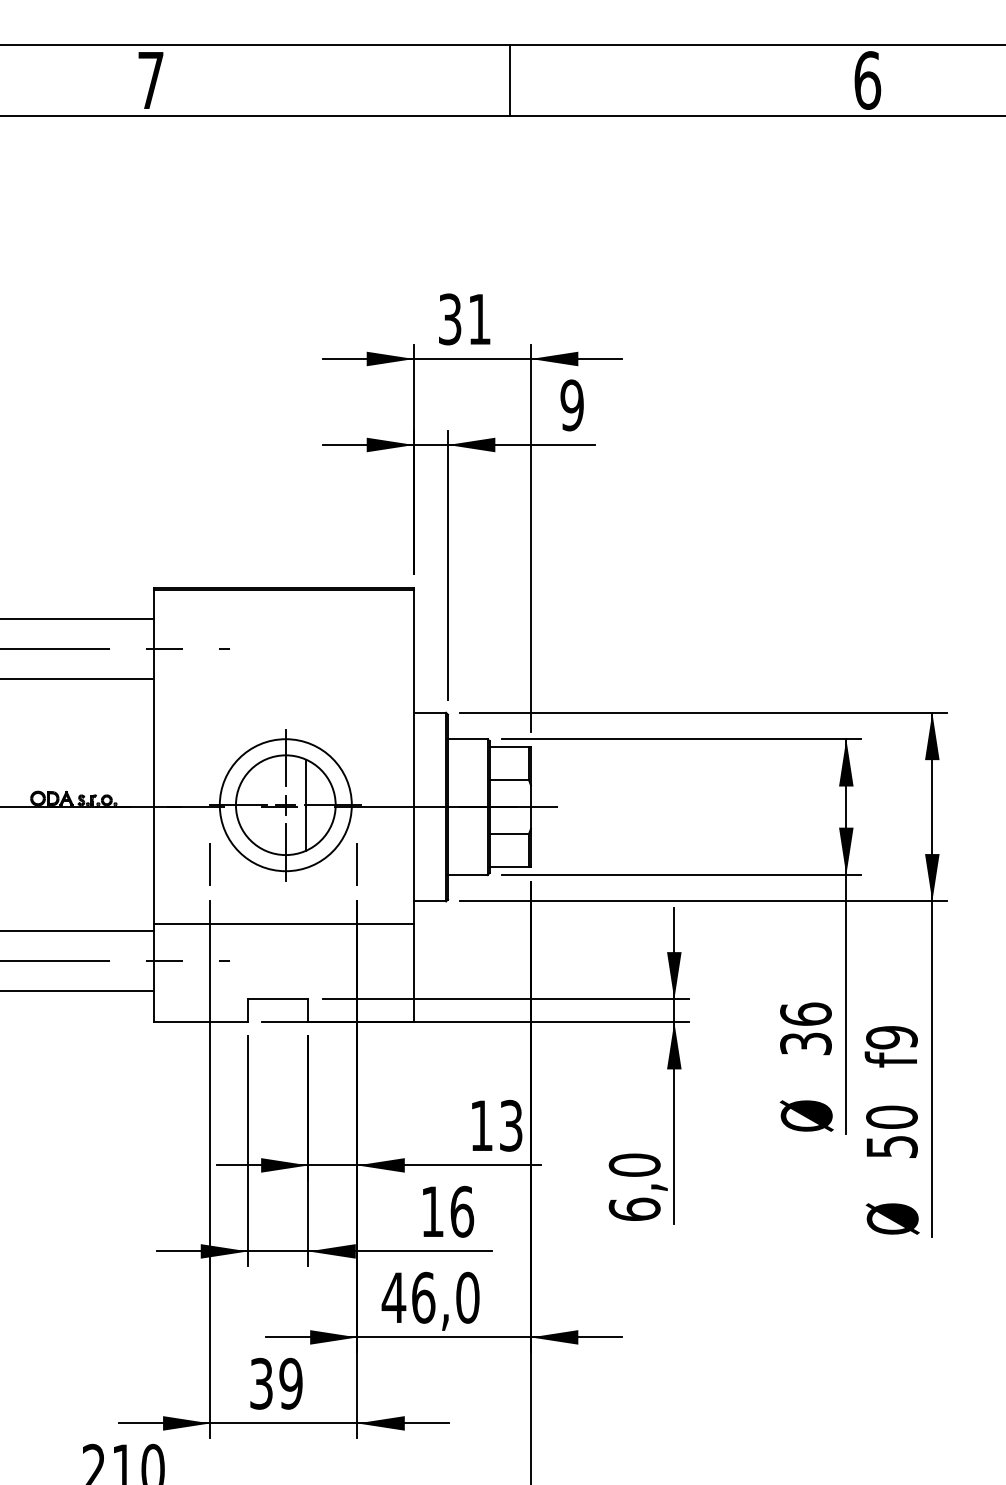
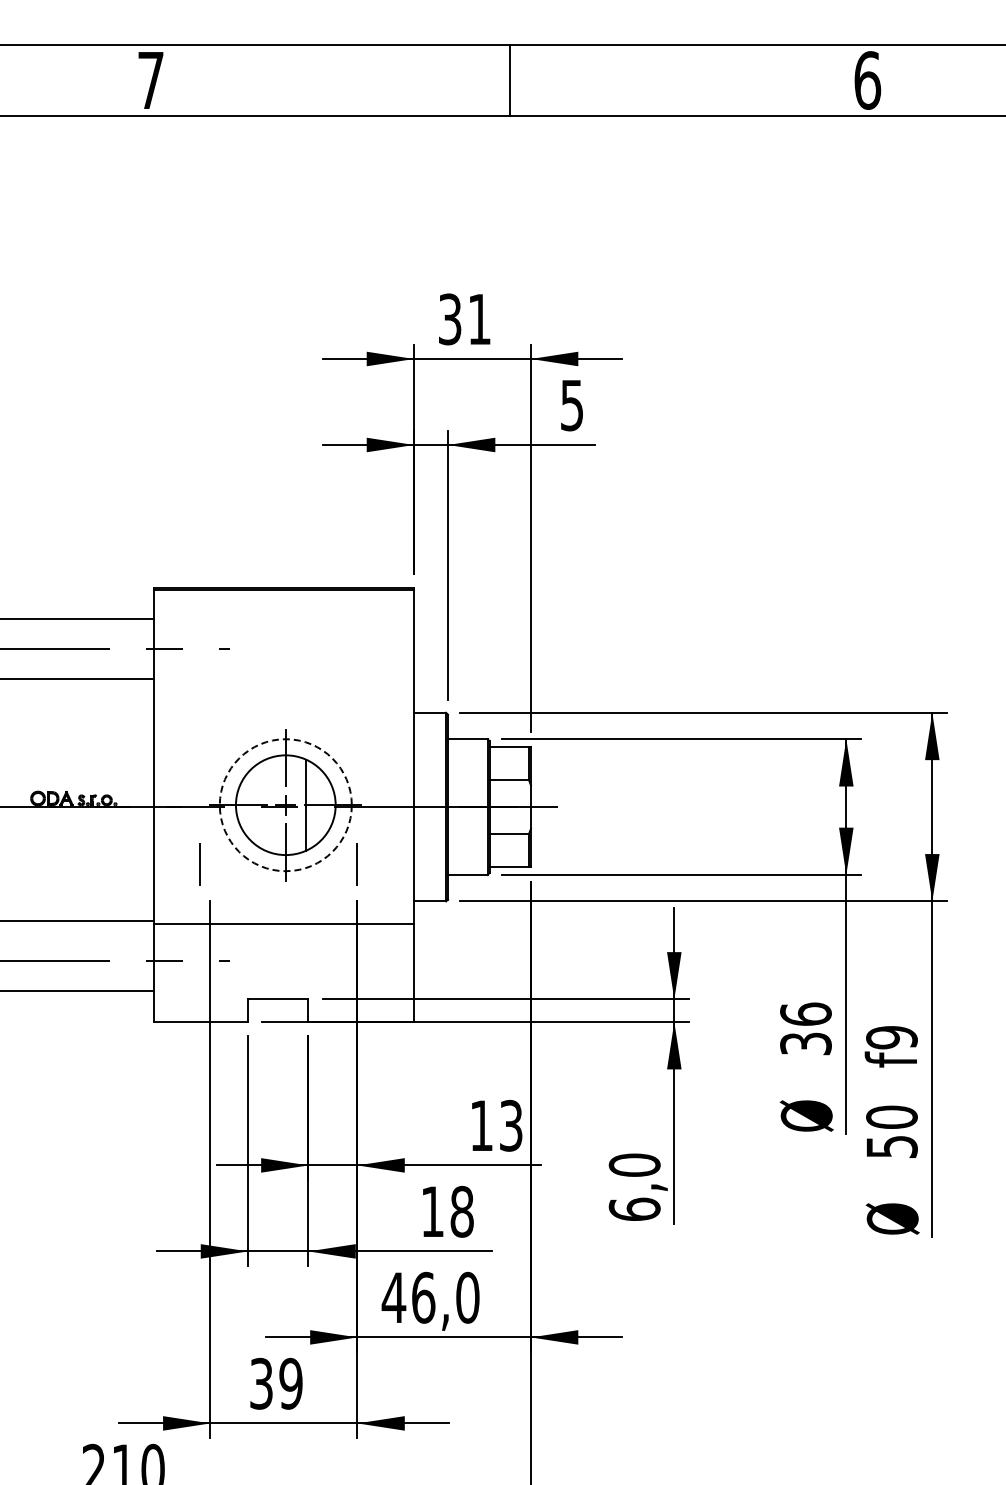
text: 9 -> 5 (571, 405)
circle: solid -> dashed (285, 805)
line position: (209, 864) -> (199, 864) (199, 864)
line position: (77, 931) -> (77, 921) (77, 921)
text: 16 -> 18 (462, 1211)
